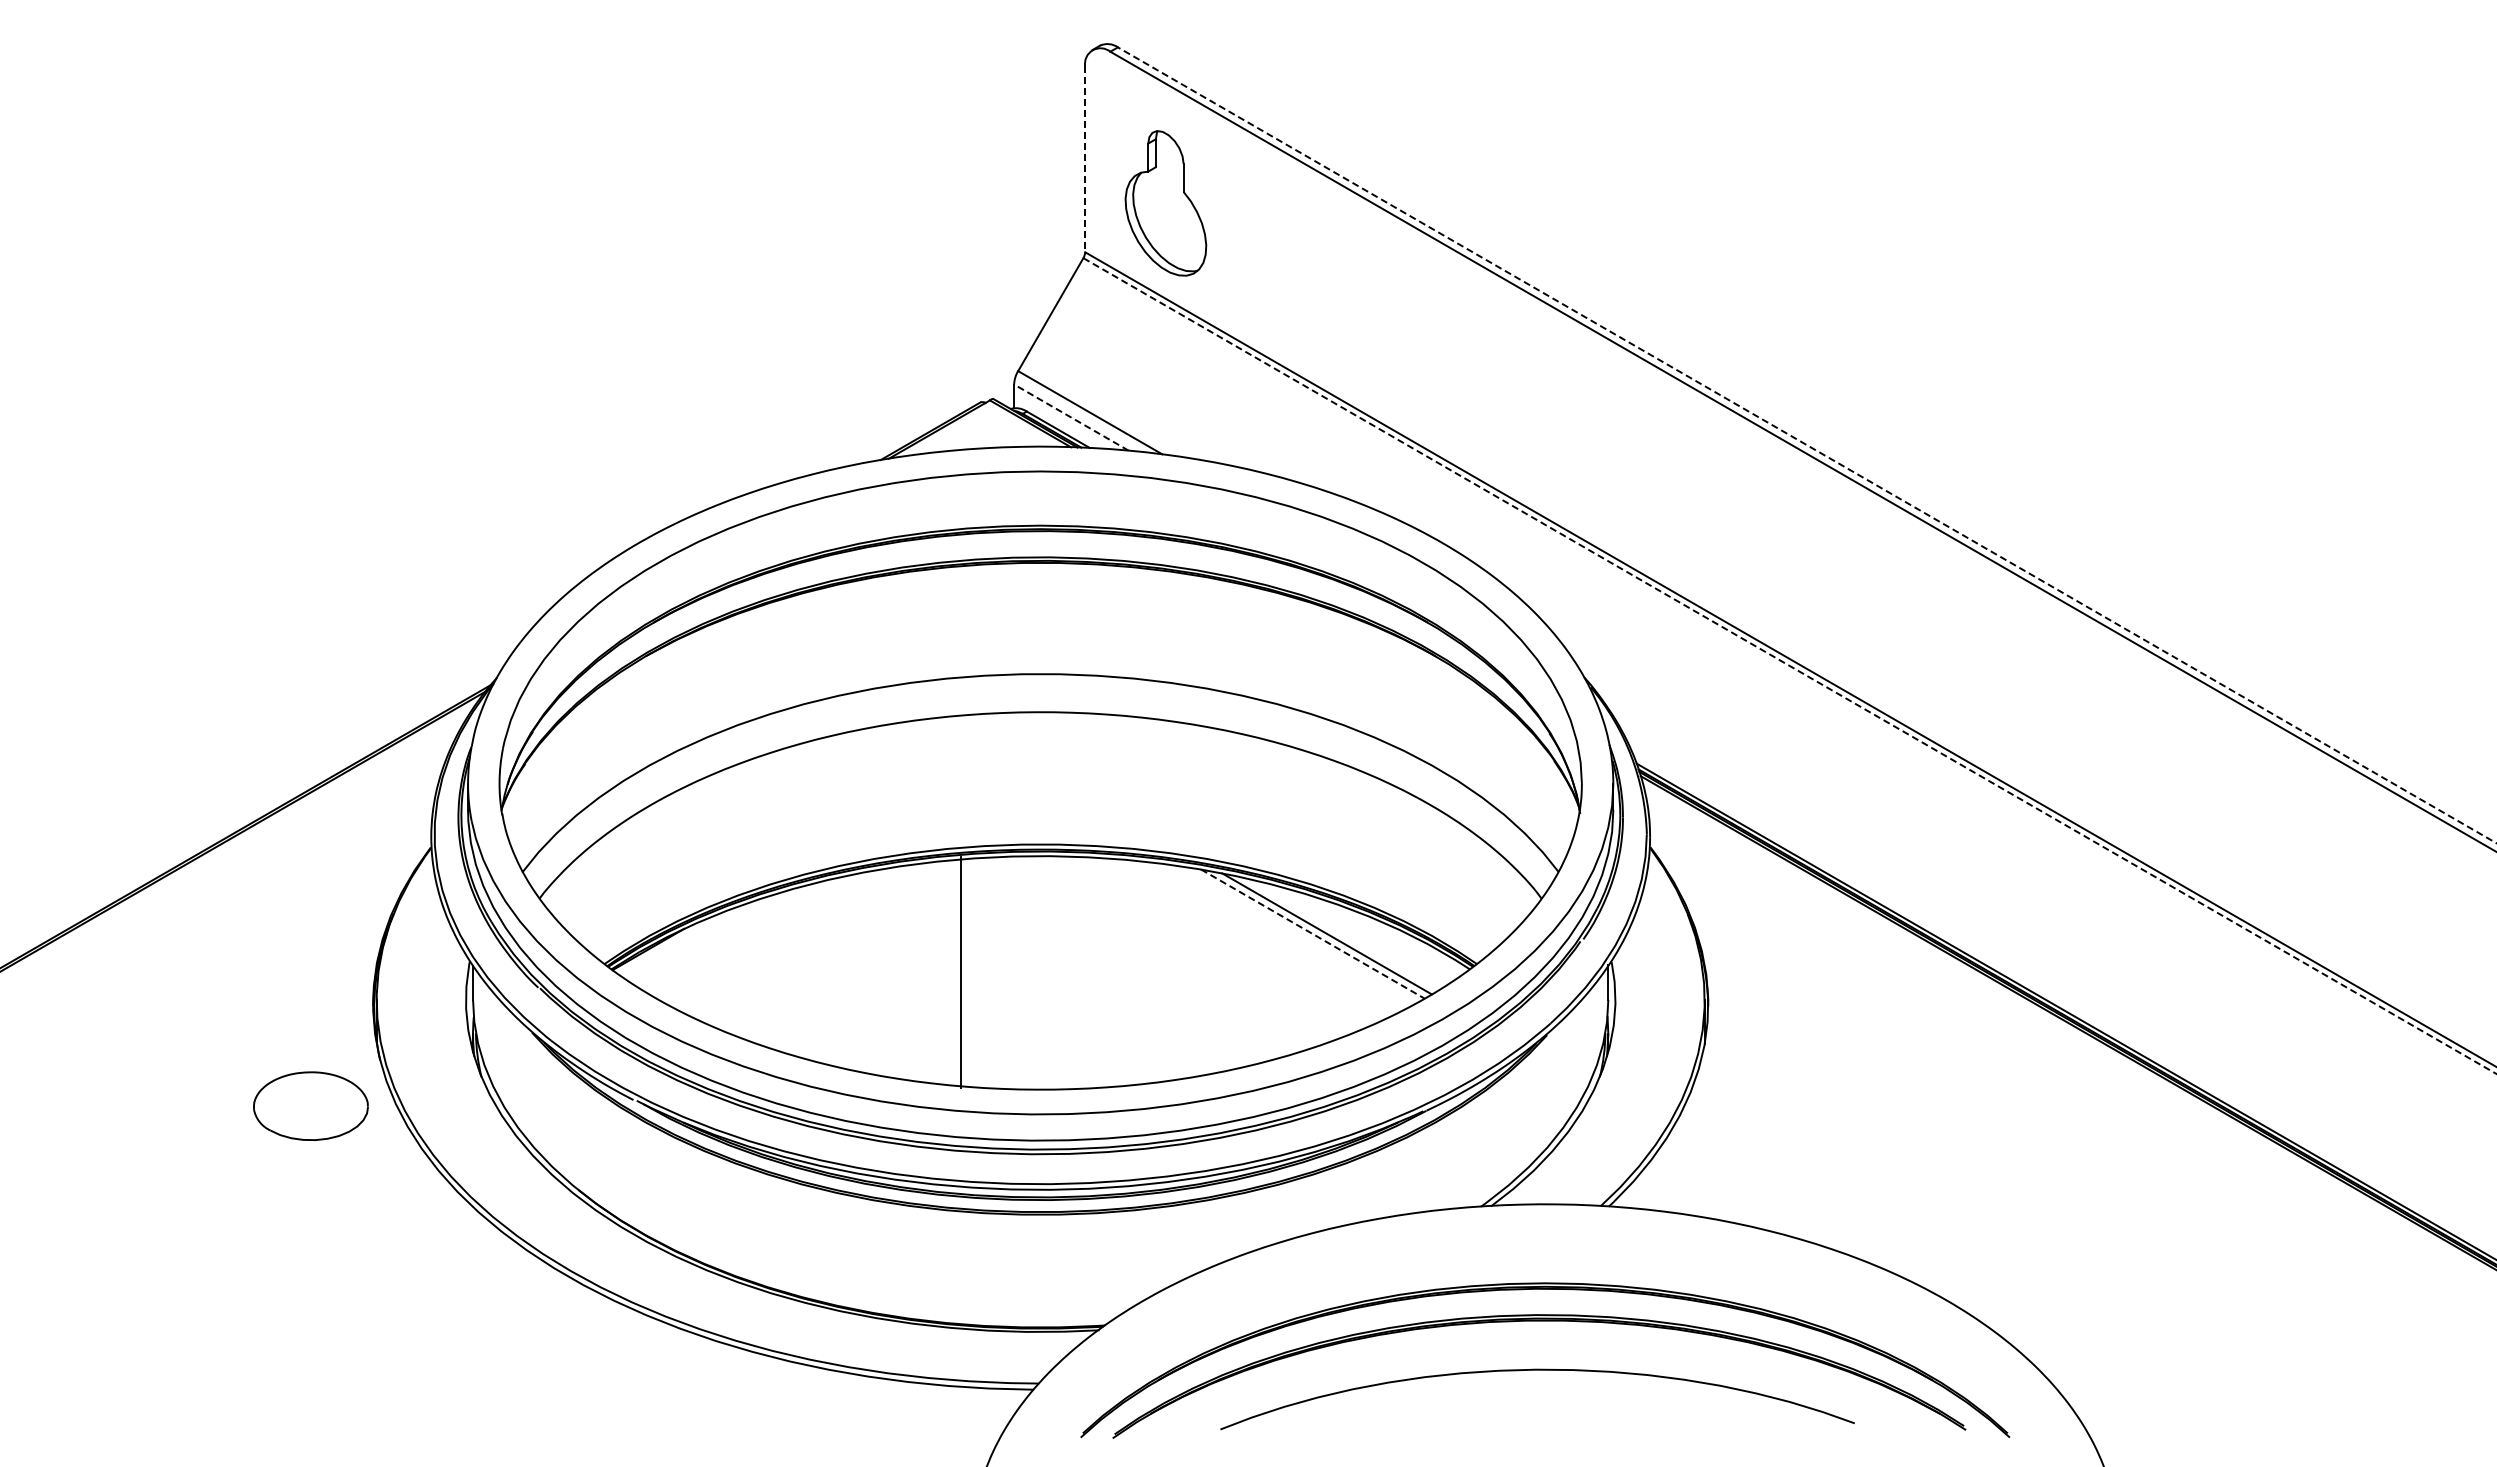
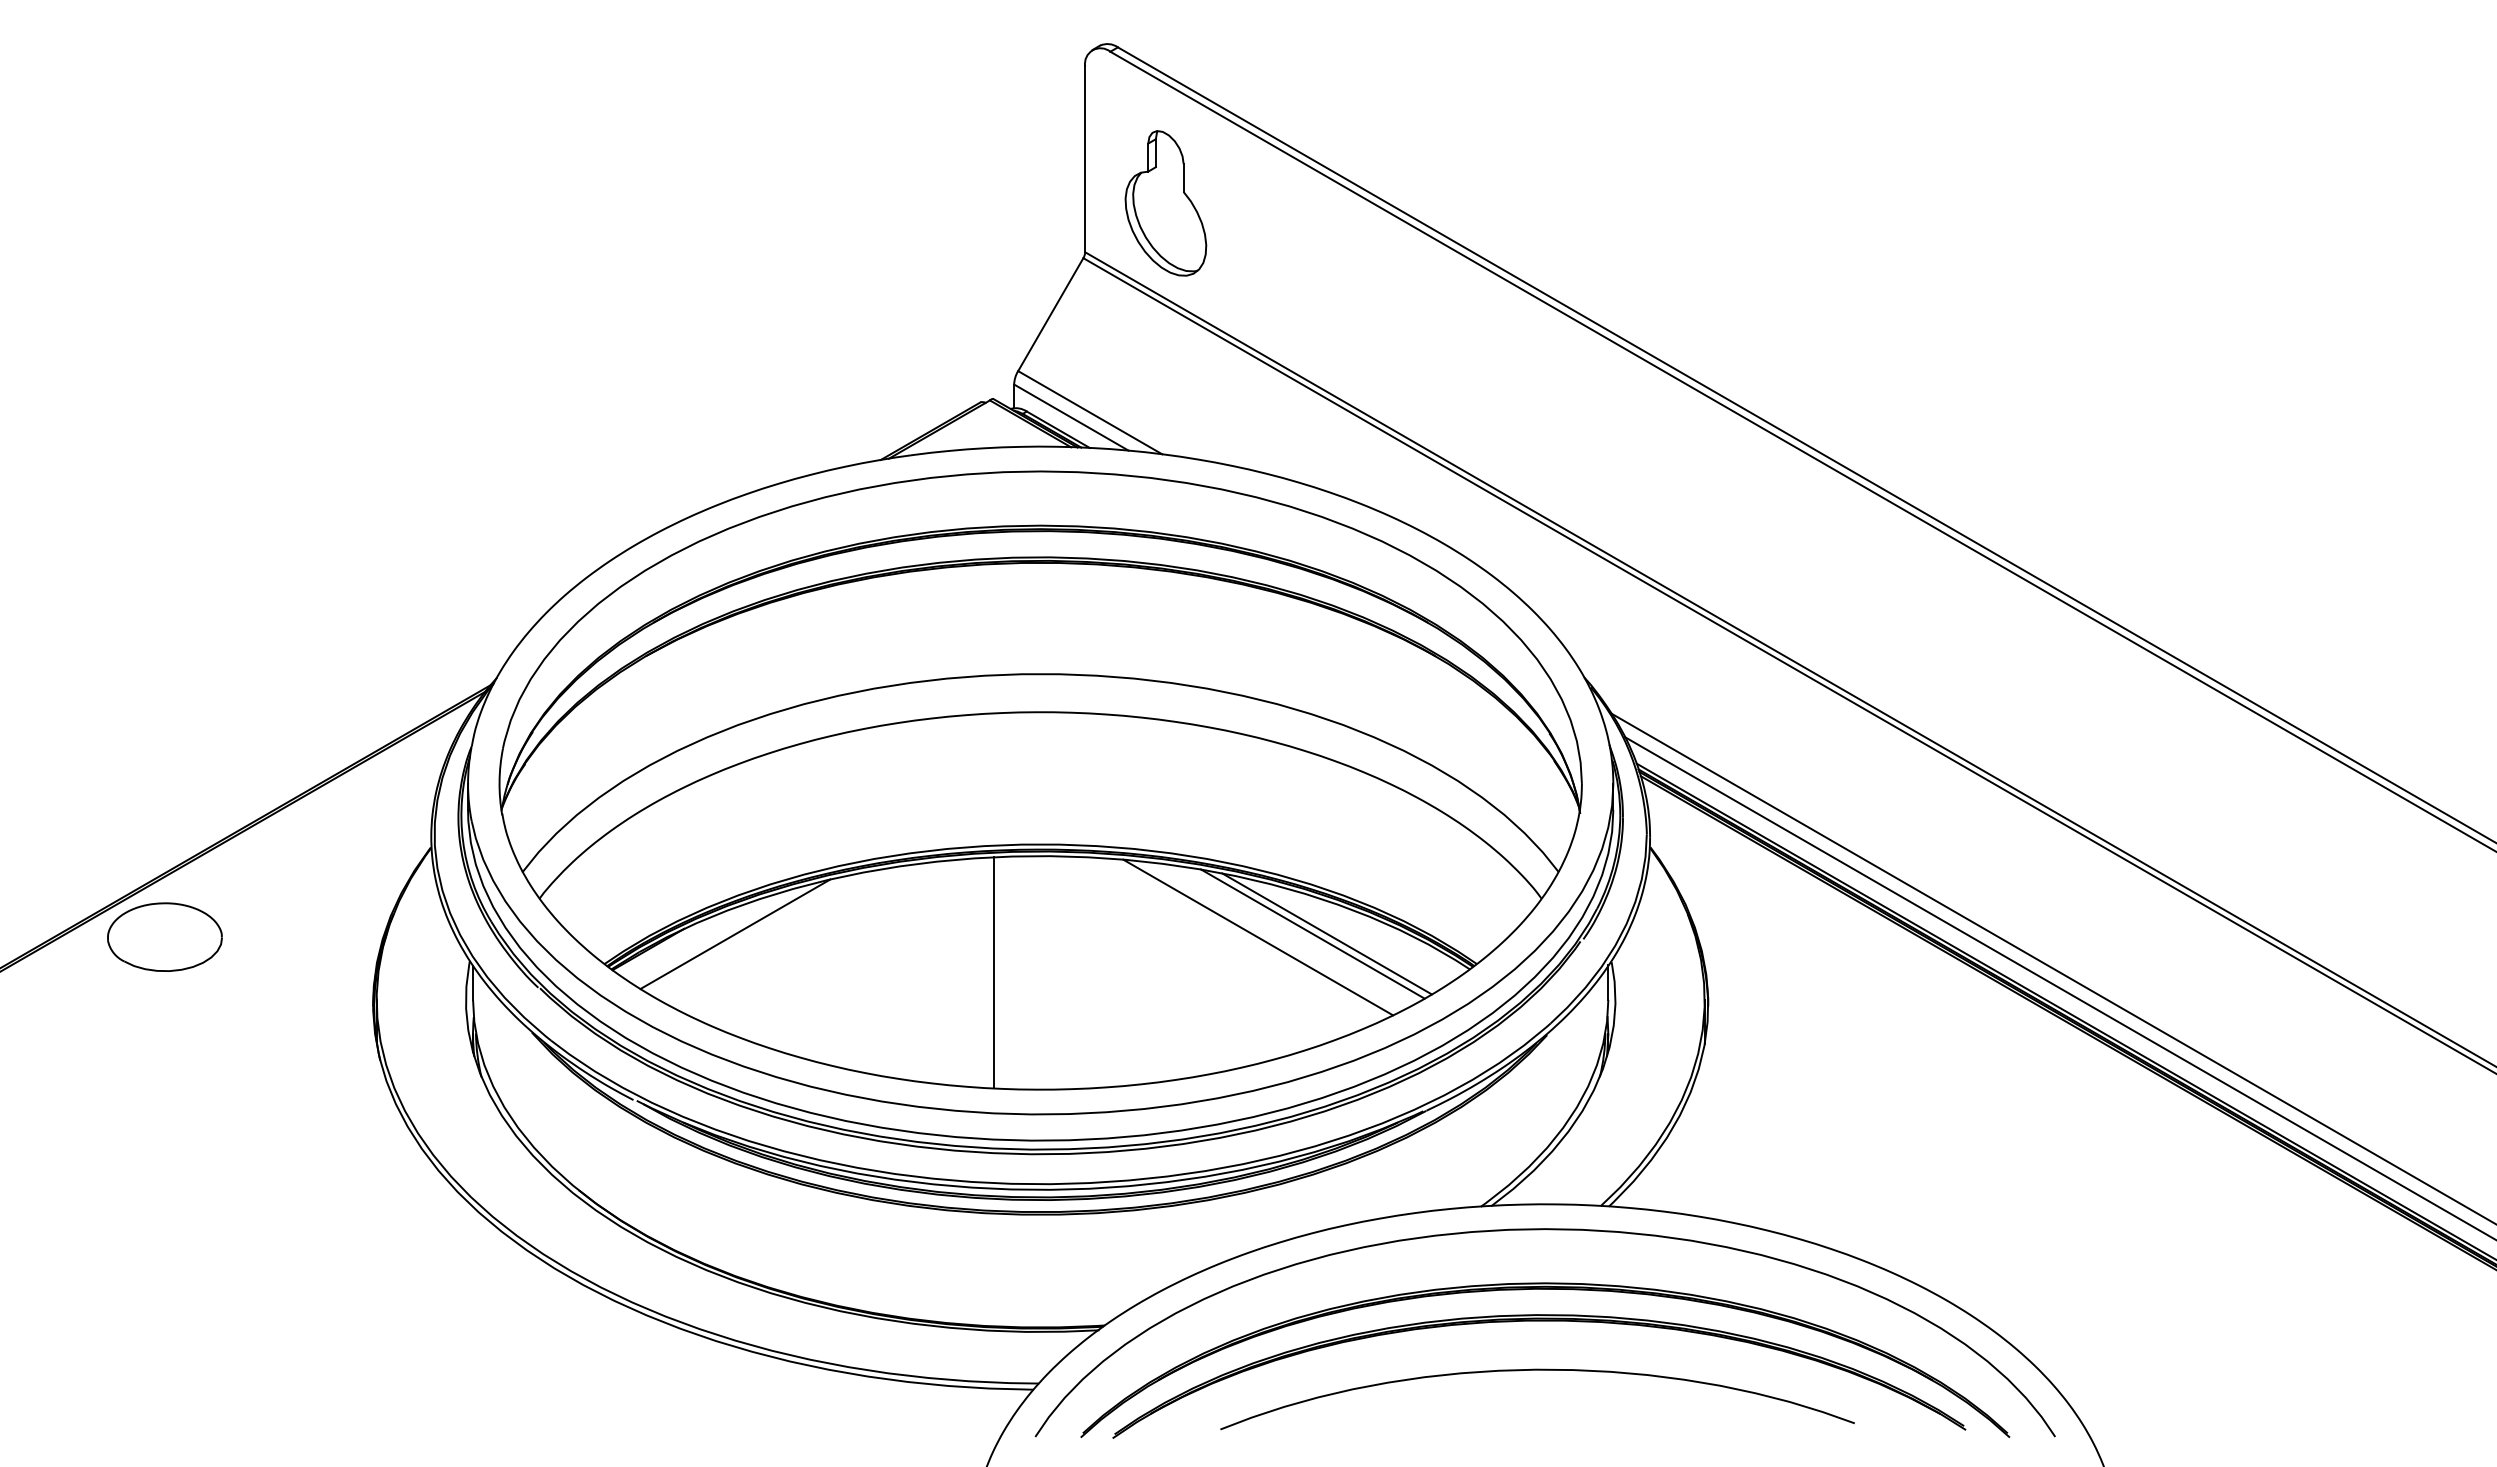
line: dashed -> solid (1085, 159)
line: dashed -> solid (1071, 417)
line: dashed -> solid (1807, 445)
line: dashed -> solid (1789, 666)
line: none -> present (735, 933)
line: dashed -> solid (1313, 934)
line: none -> present (1258, 937)
line: none -> present (2052, 968)
line position: (961, 972) -> (994, 972) (994, 972)
line: none -> present (2059, 987)
part position: (310, 1105) -> (164, 936) (164, 936)
curve: none -> present (1542, 1230)
